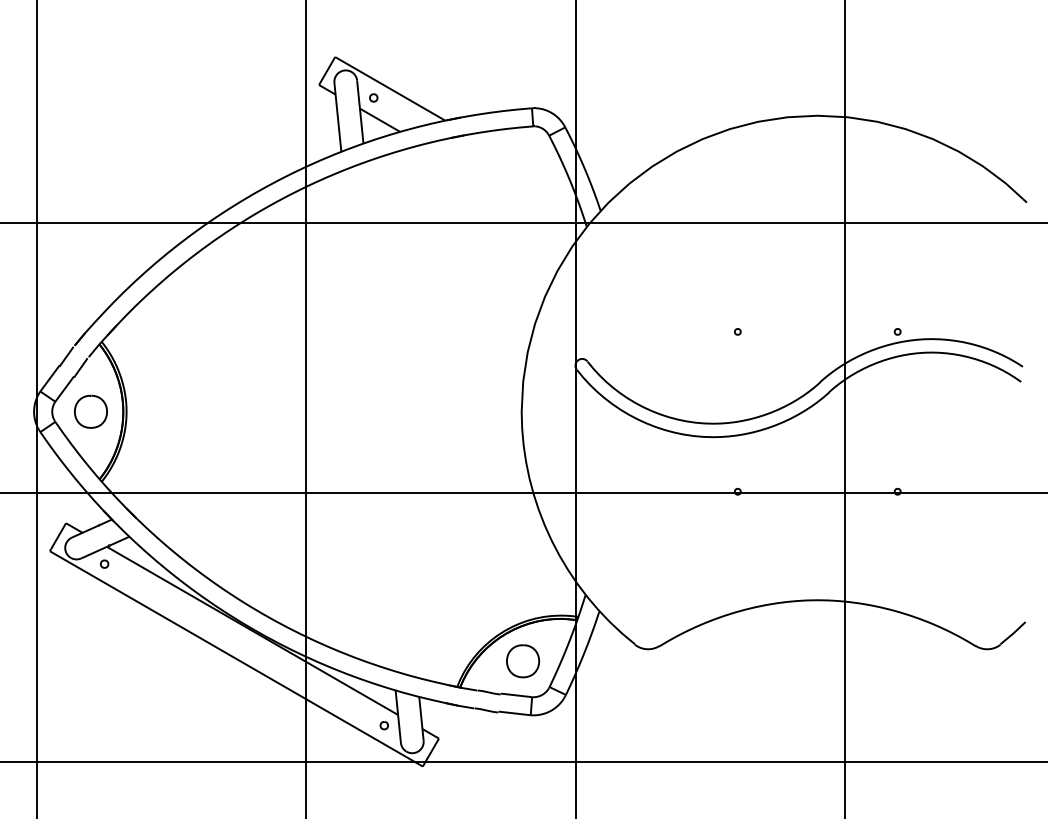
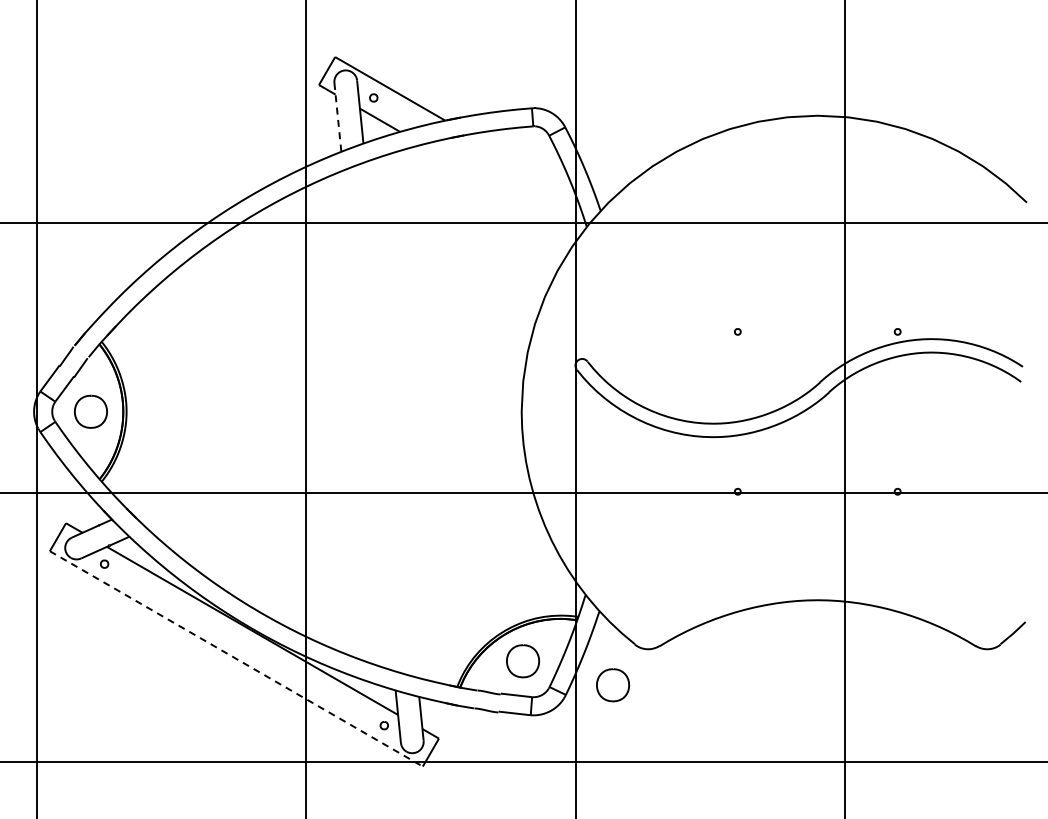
line: solid -> dashed (337, 117)
line: solid -> dashed (236, 659)
part: none -> present (613, 685)
